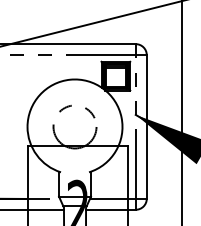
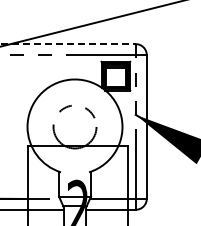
line: solid -> dashed (68, 44)
line: present -> none (181, 112)
